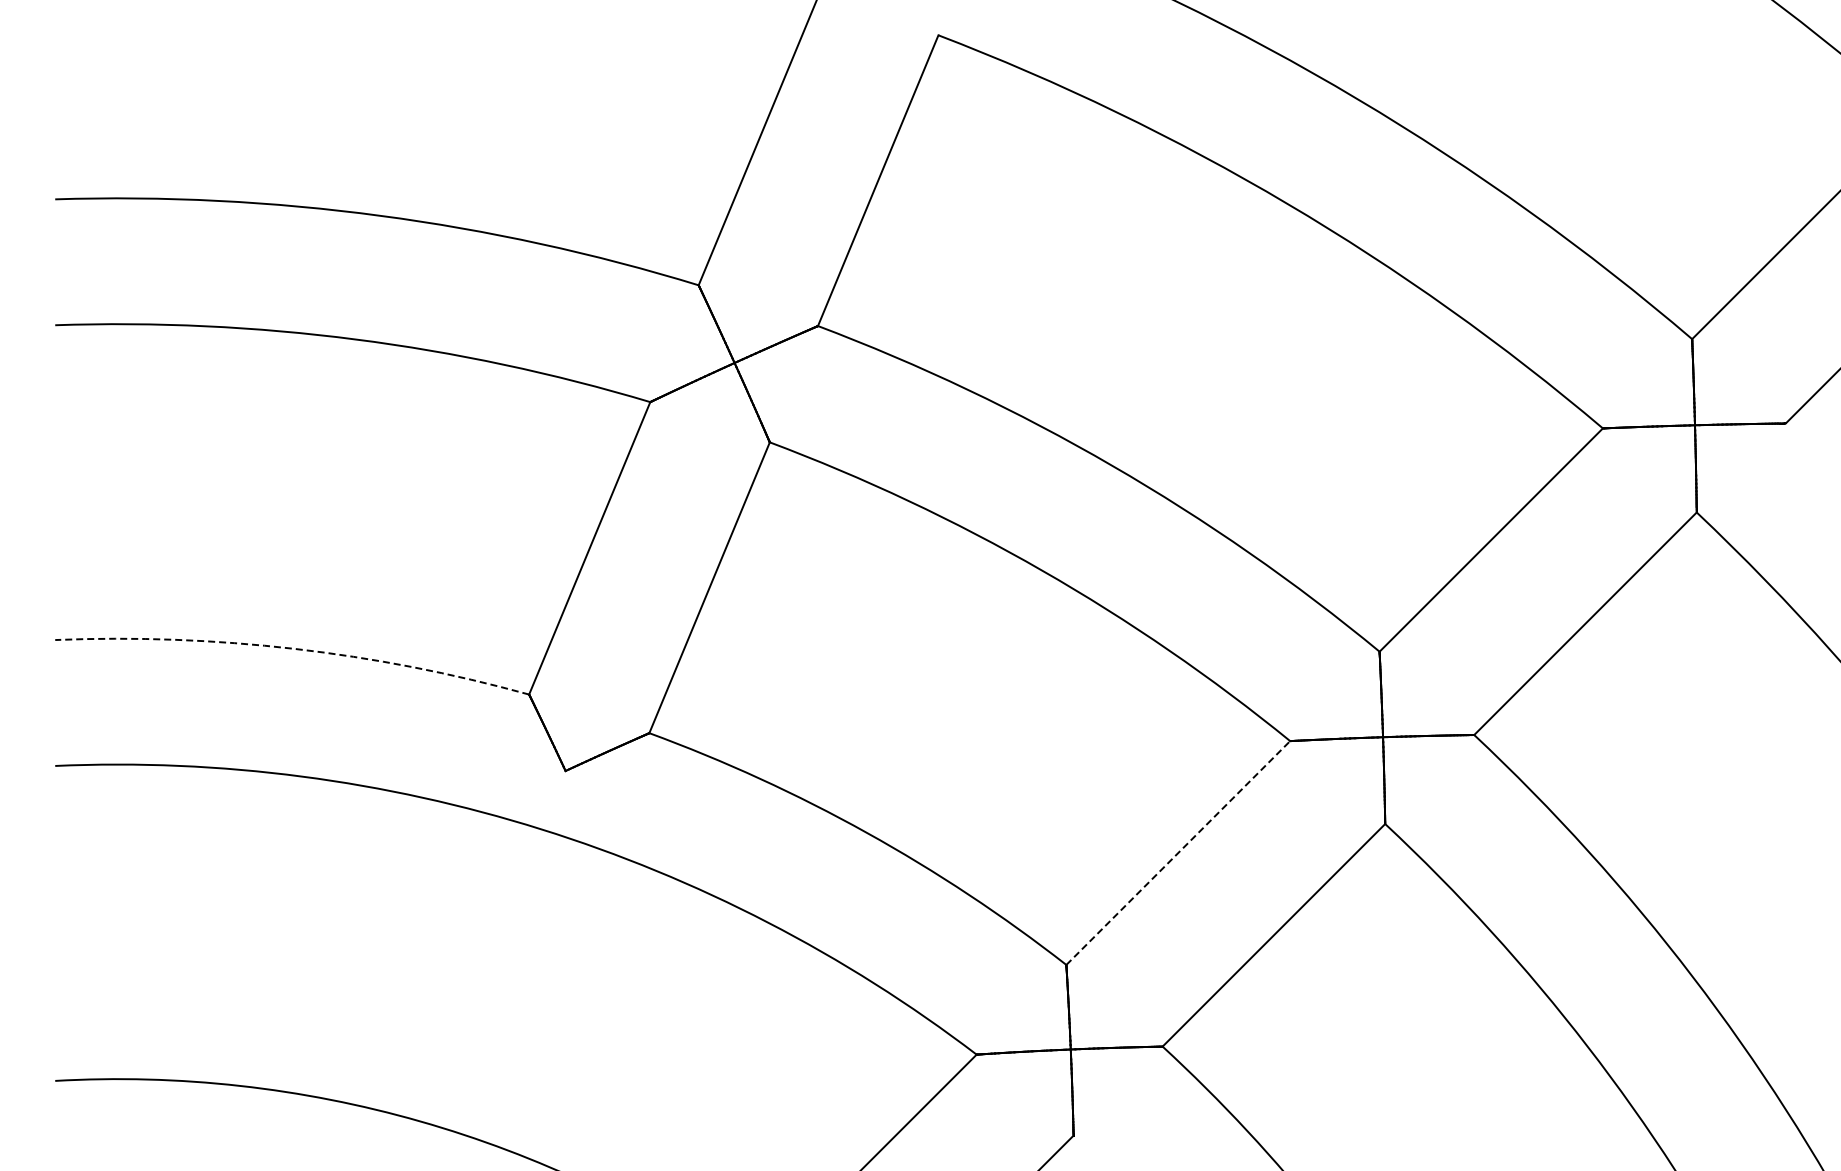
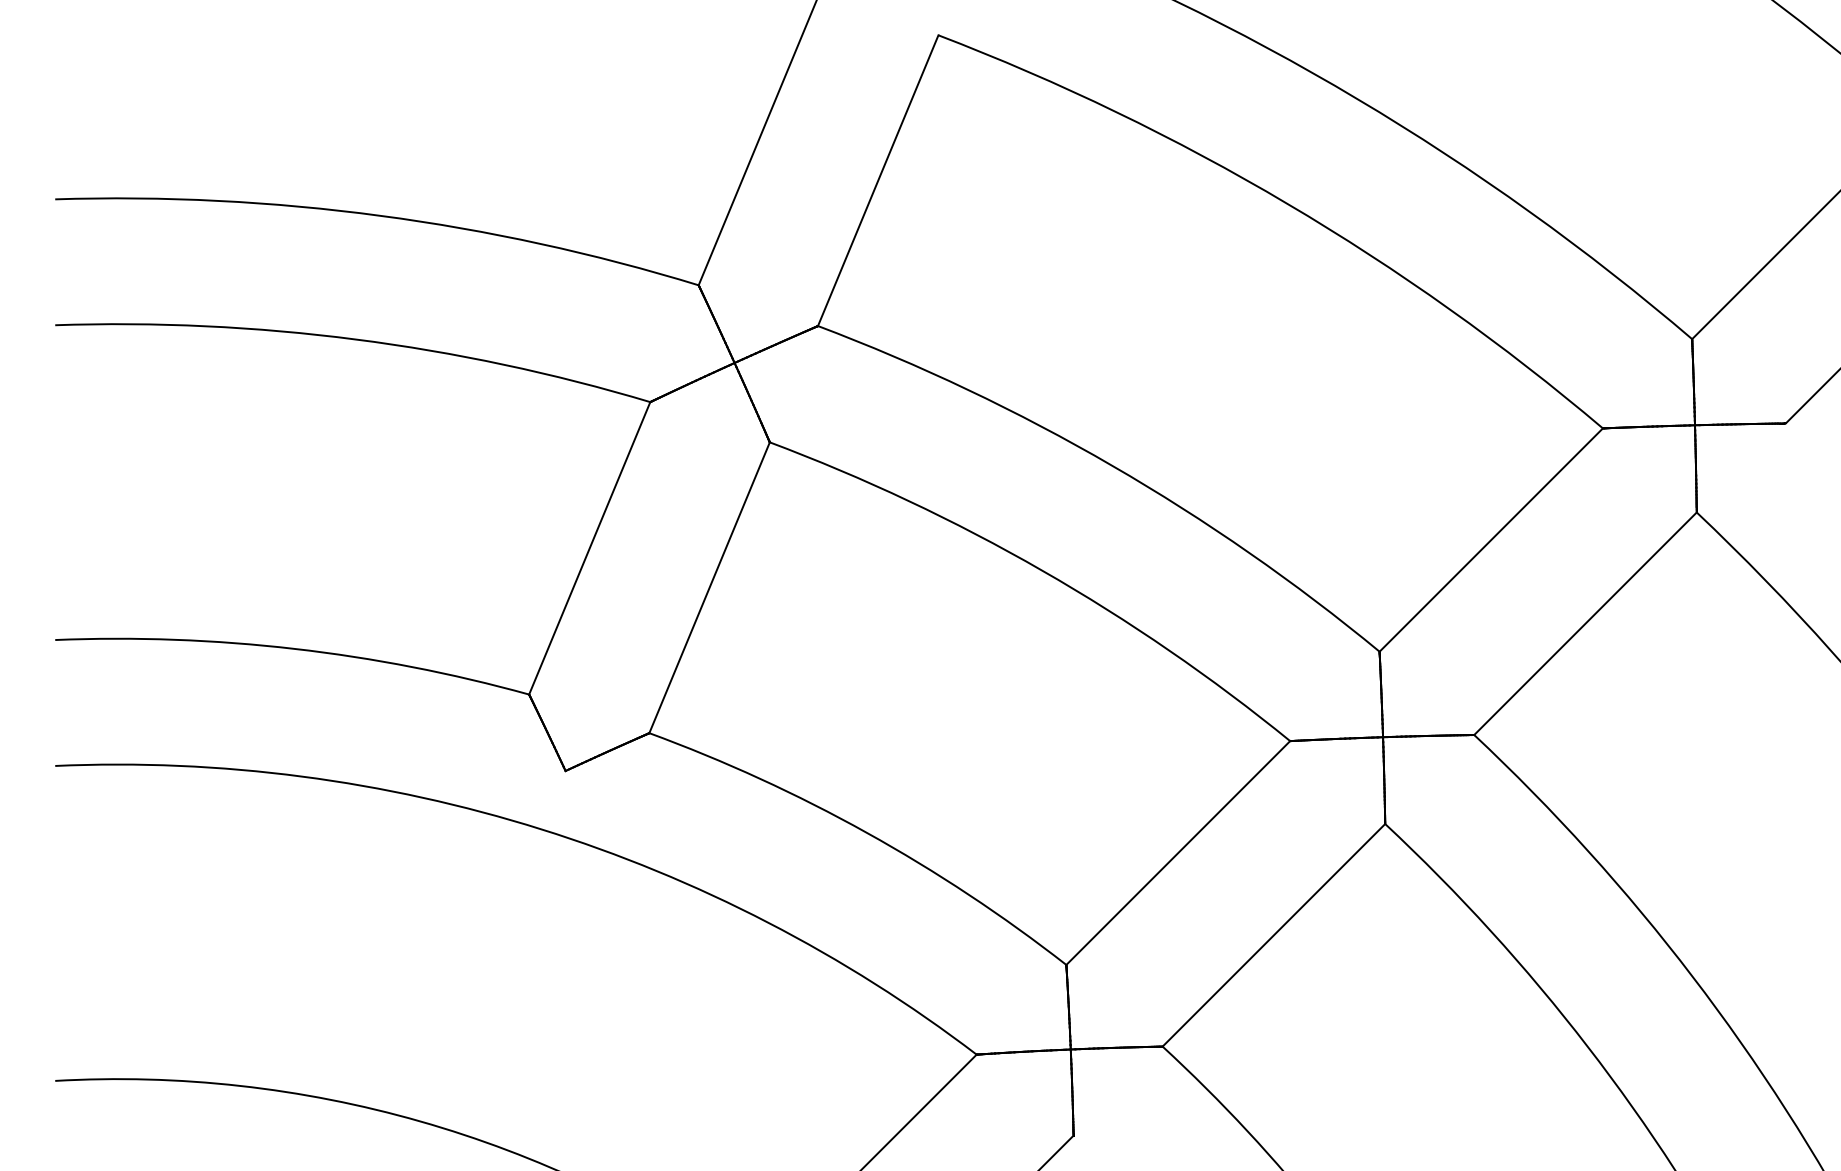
arc: dashed -> solid (294, 648)
line: dashed -> solid (1178, 852)
